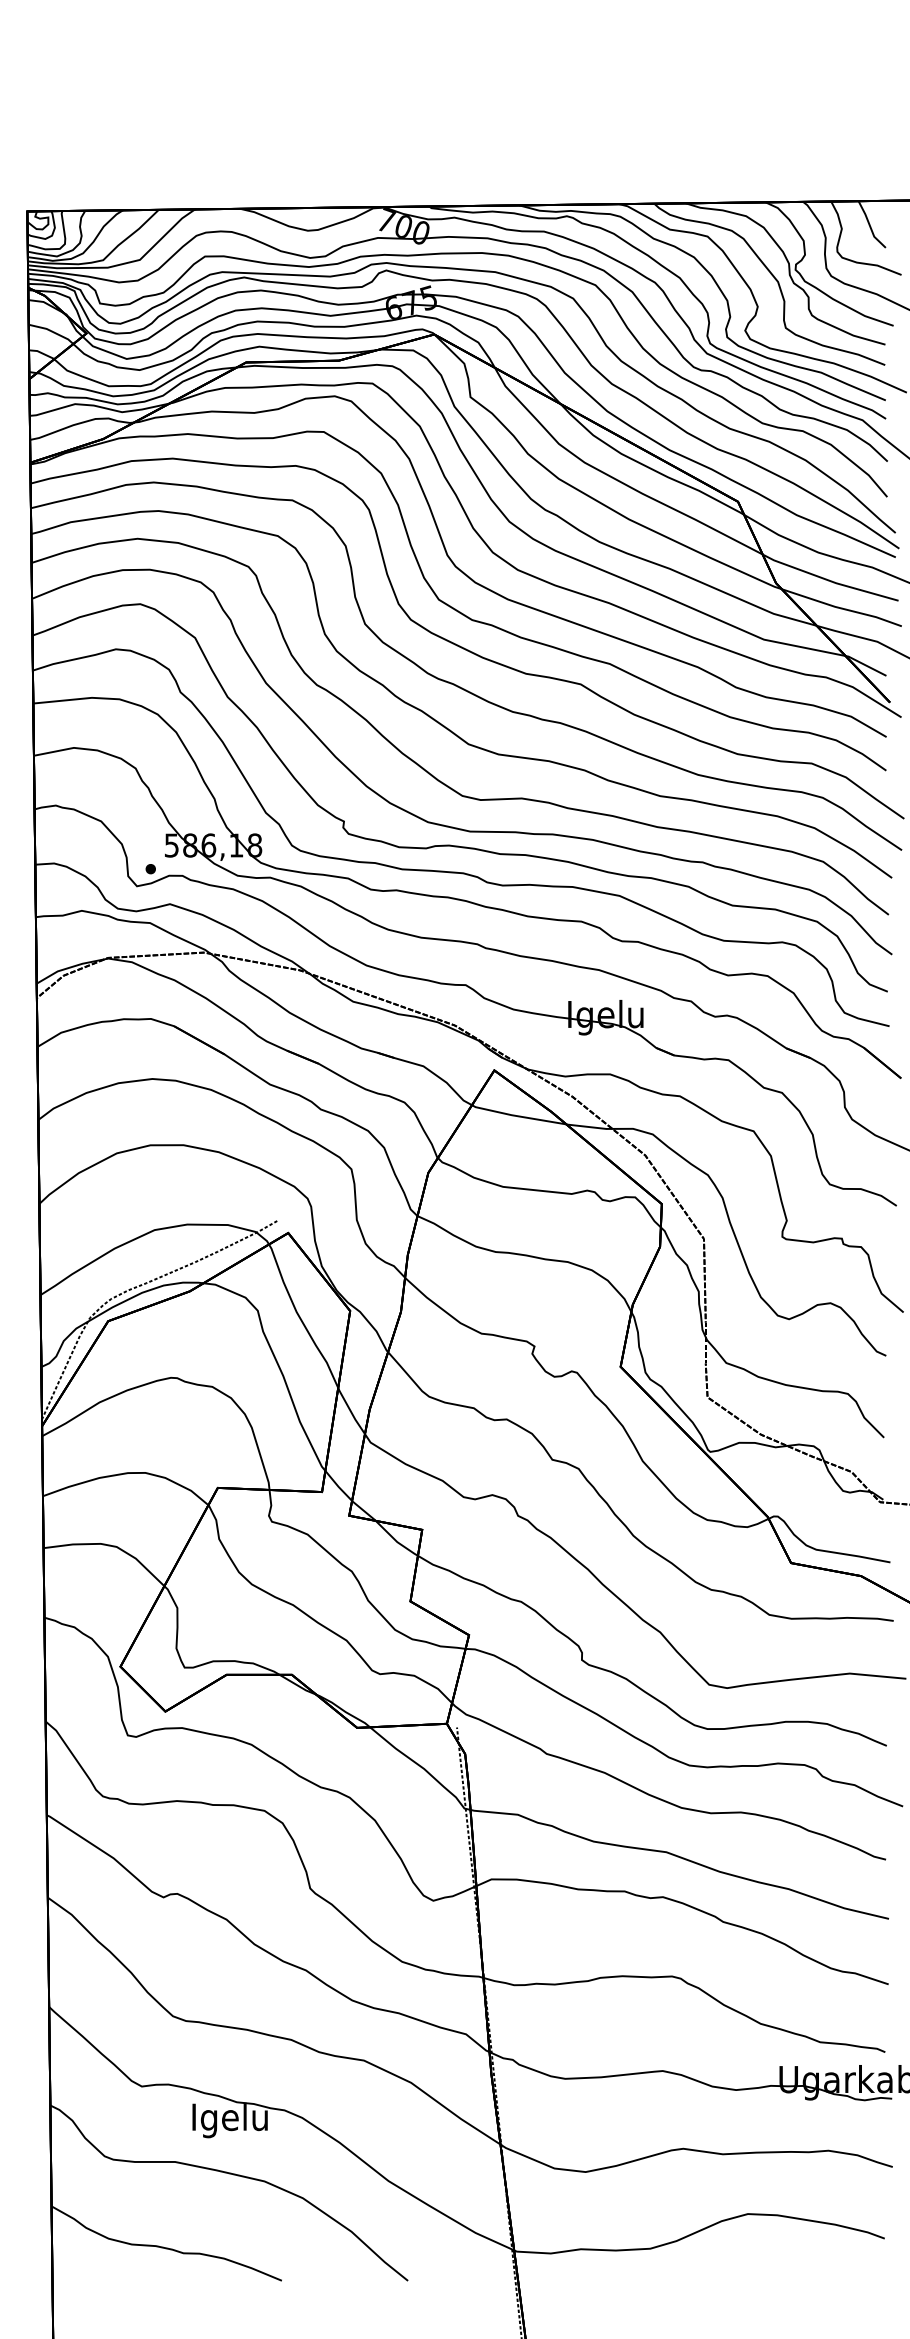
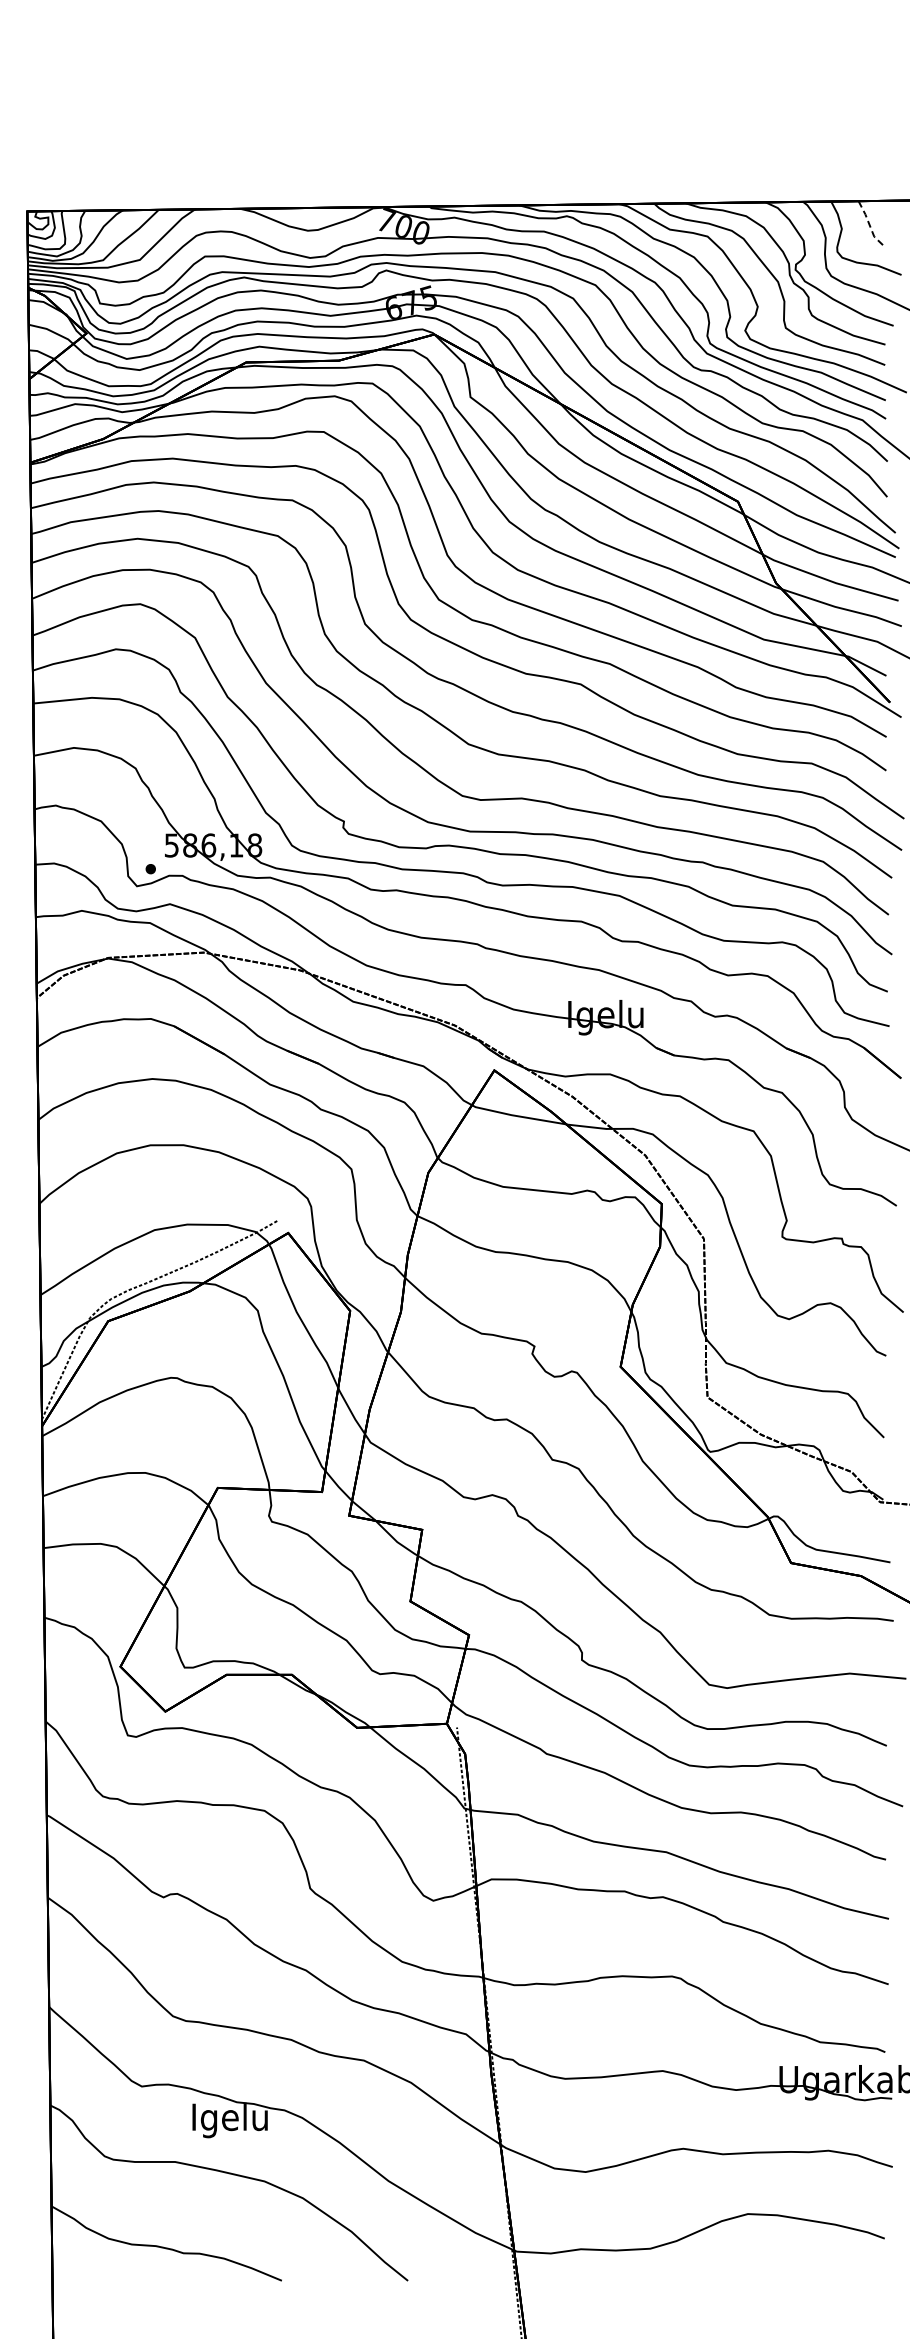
line: solid -> dashed (870, 226)
